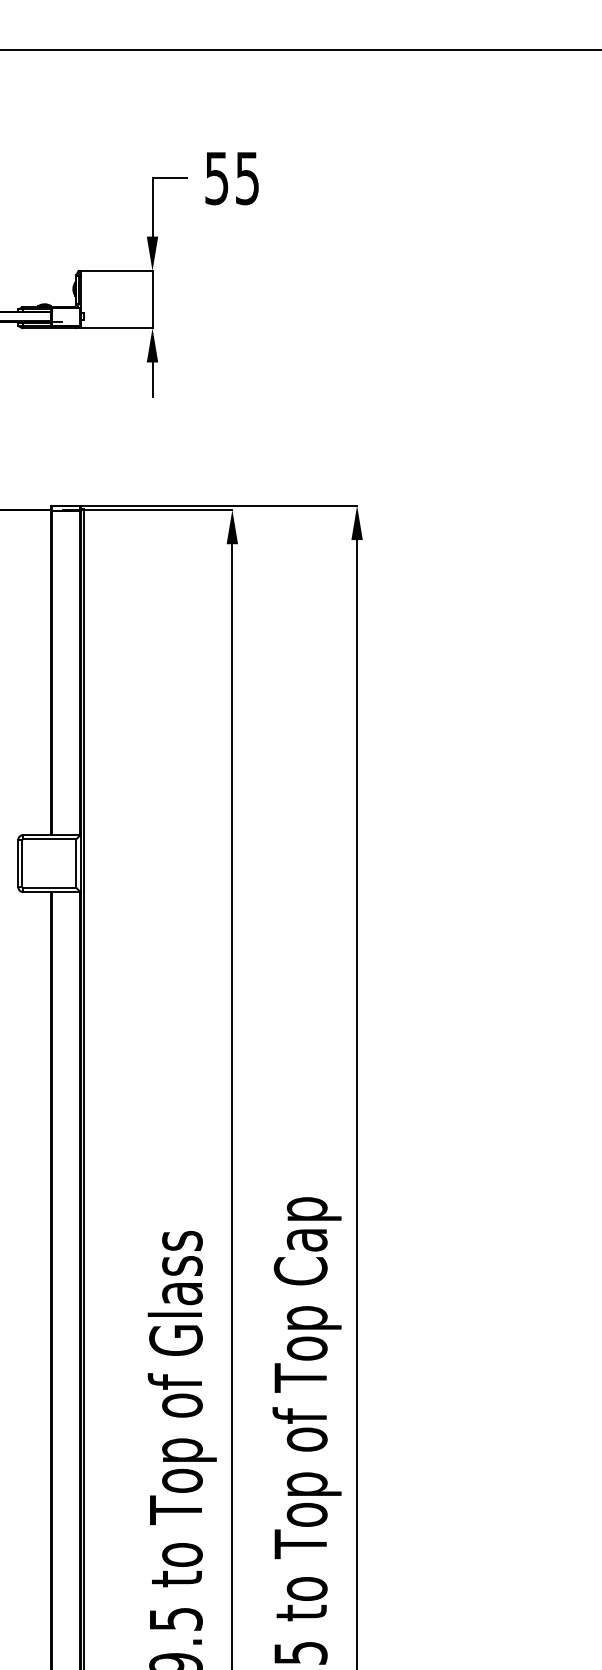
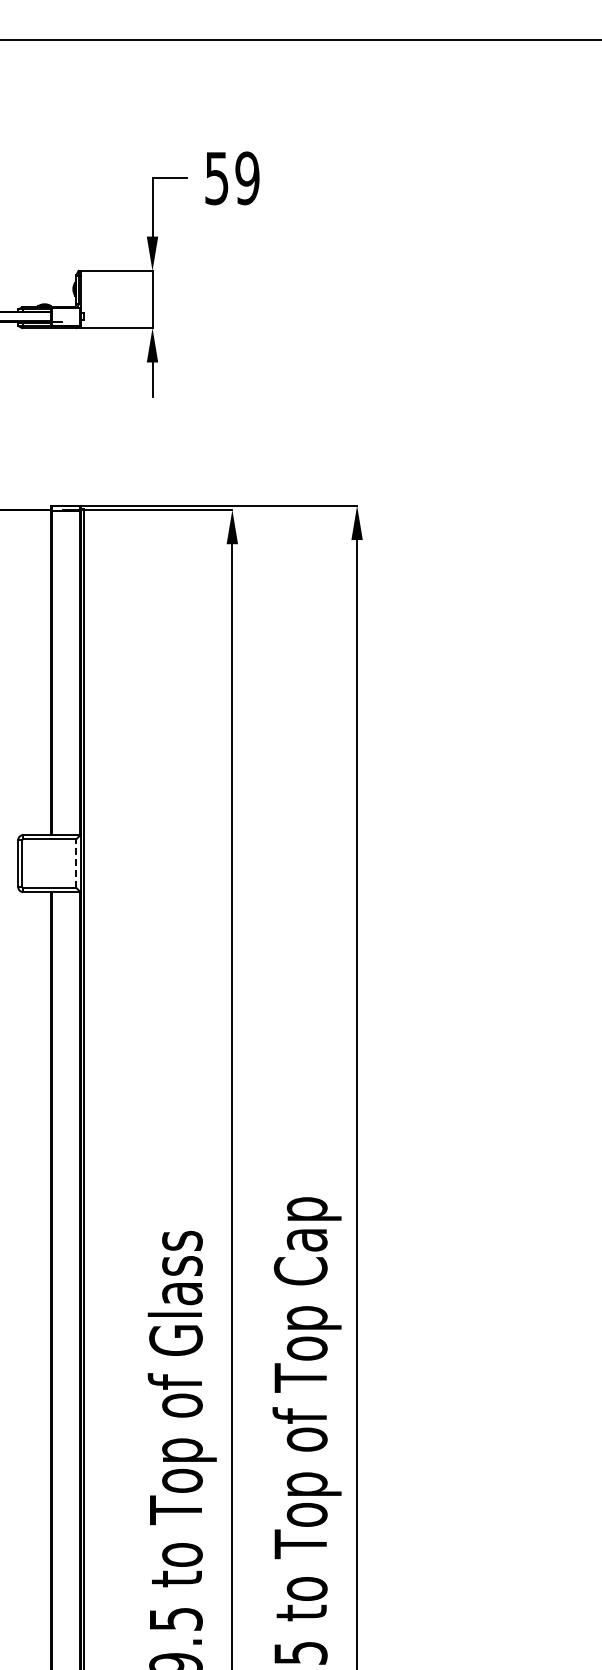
line position: (300, 50) -> (300, 40) (300, 40)
text: 55 -> 59 (247, 178)
line: solid -> dashed (76, 863)
